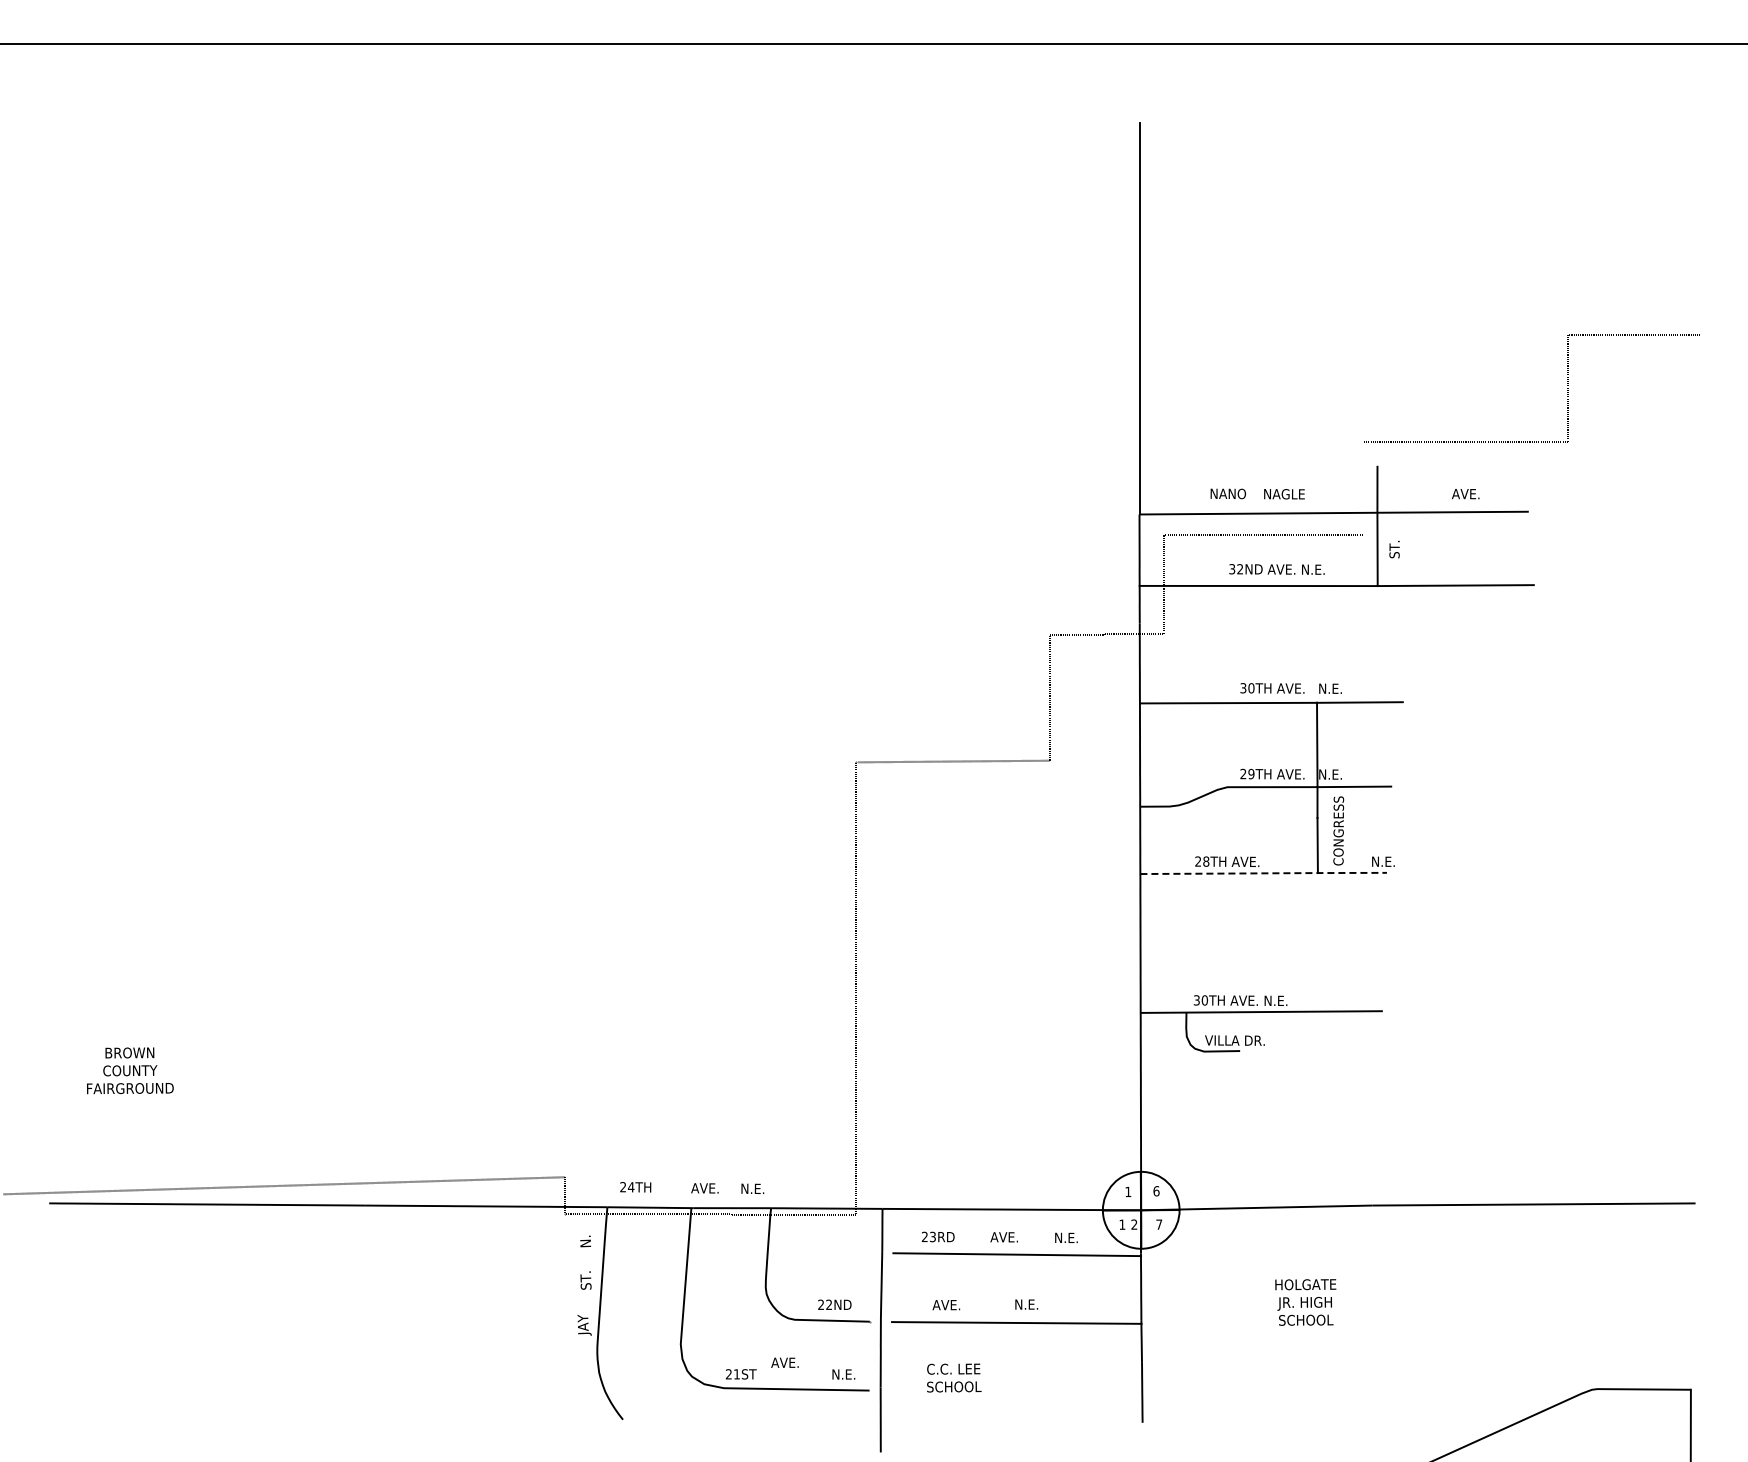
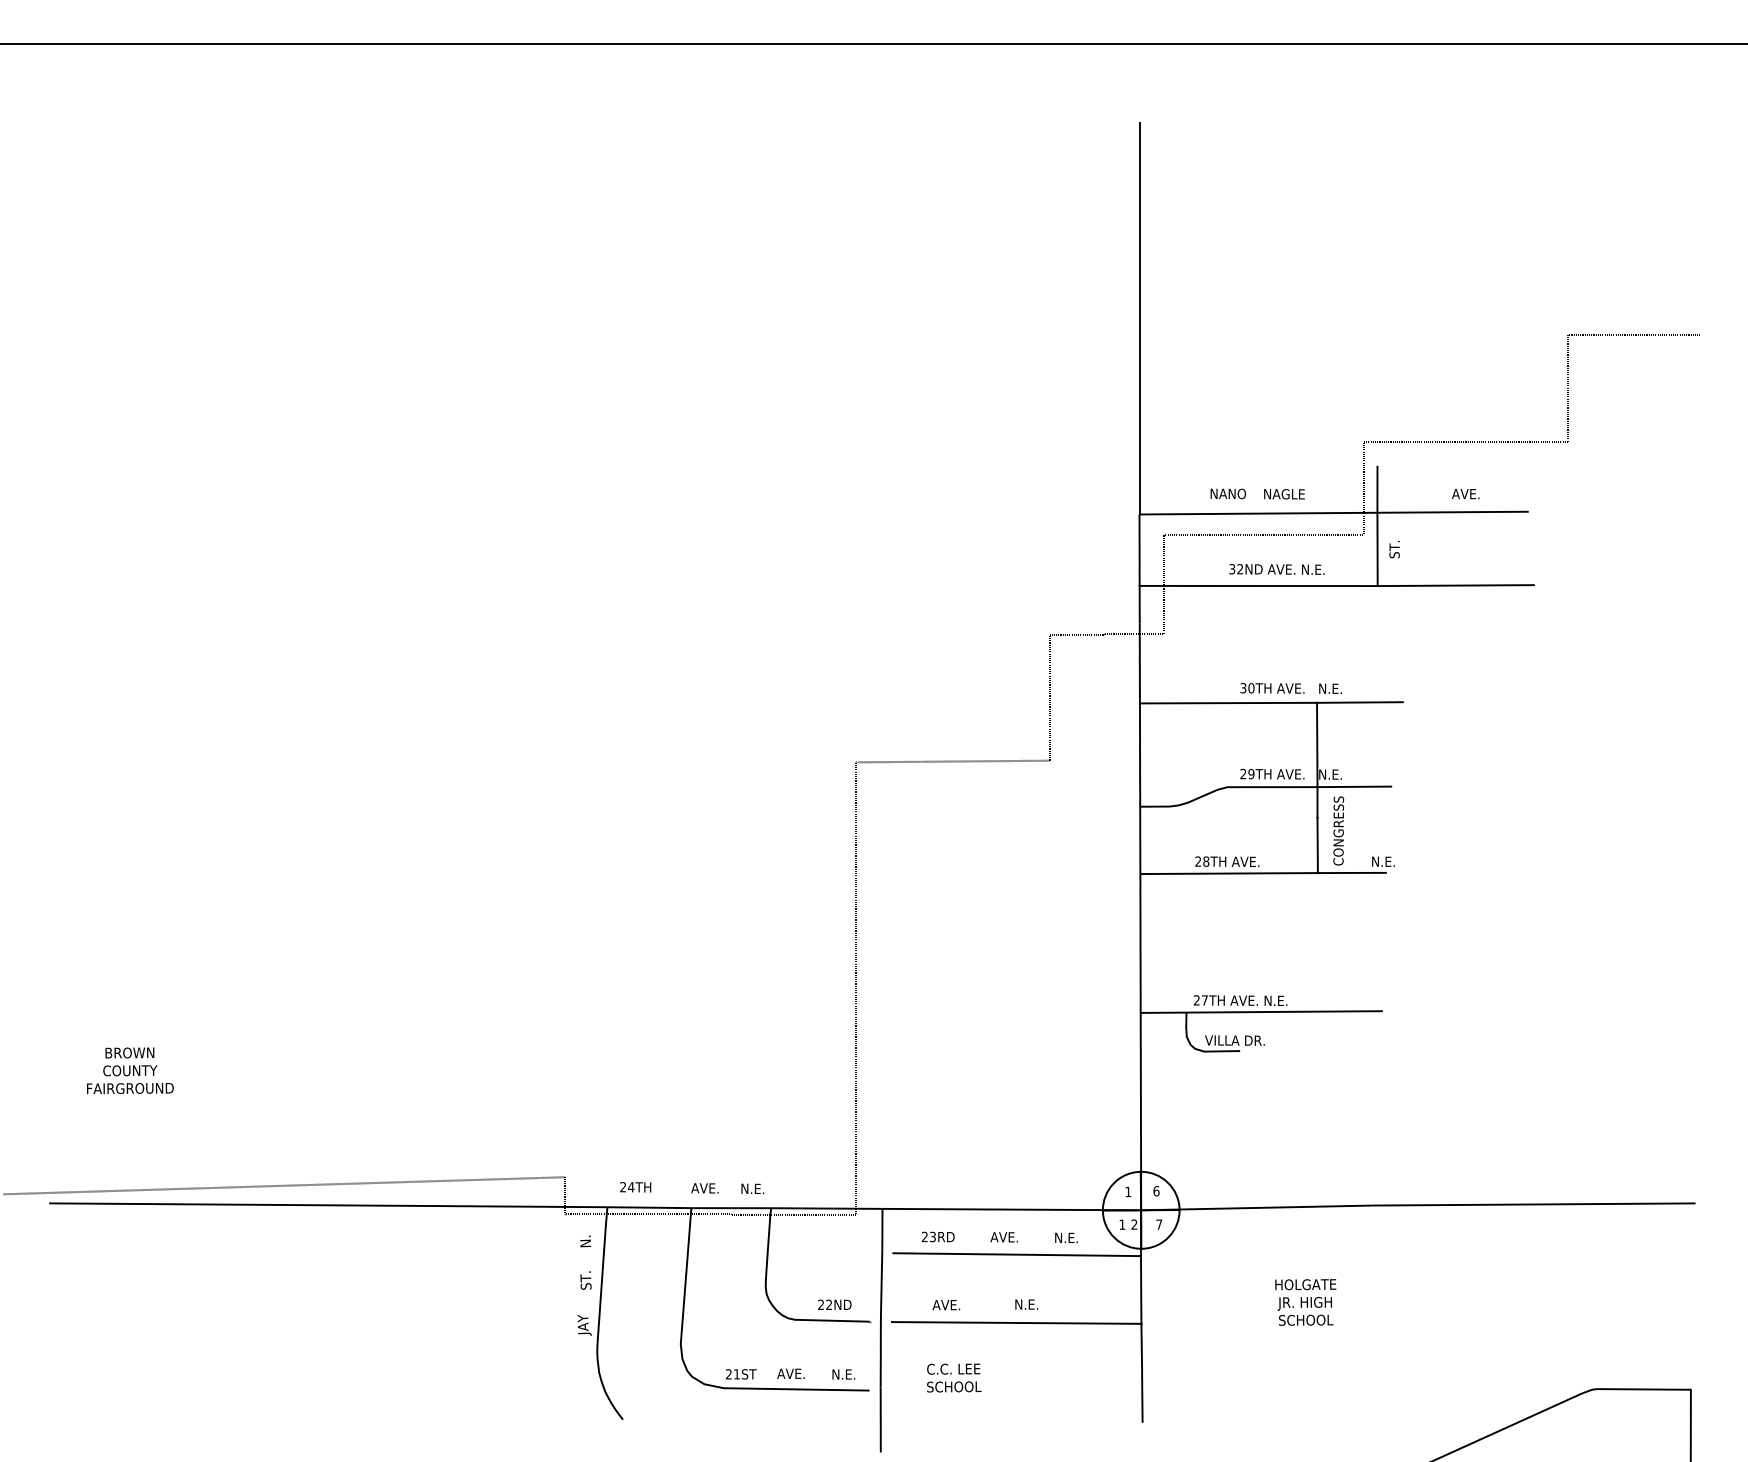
line: none -> present (1363, 488)
line: dashed -> solid (1265, 873)
text: 30TH -> 27TH (1200, 1000)
text position: (784, 1362) -> (790, 1373) (790, 1373)
